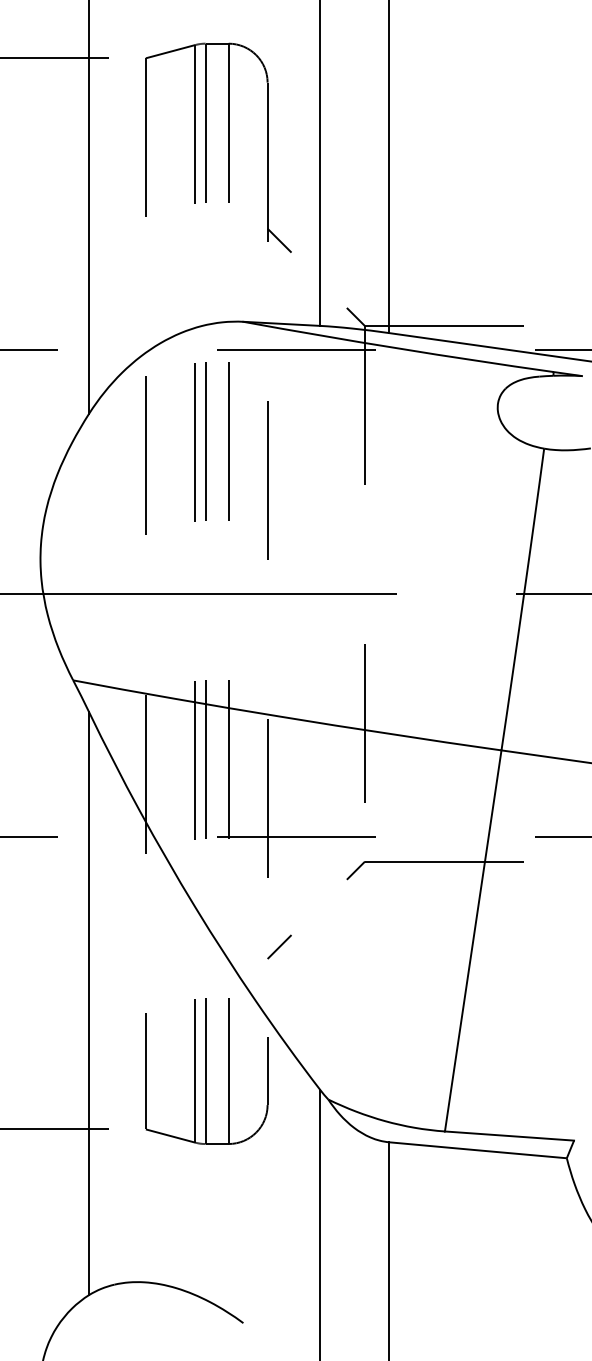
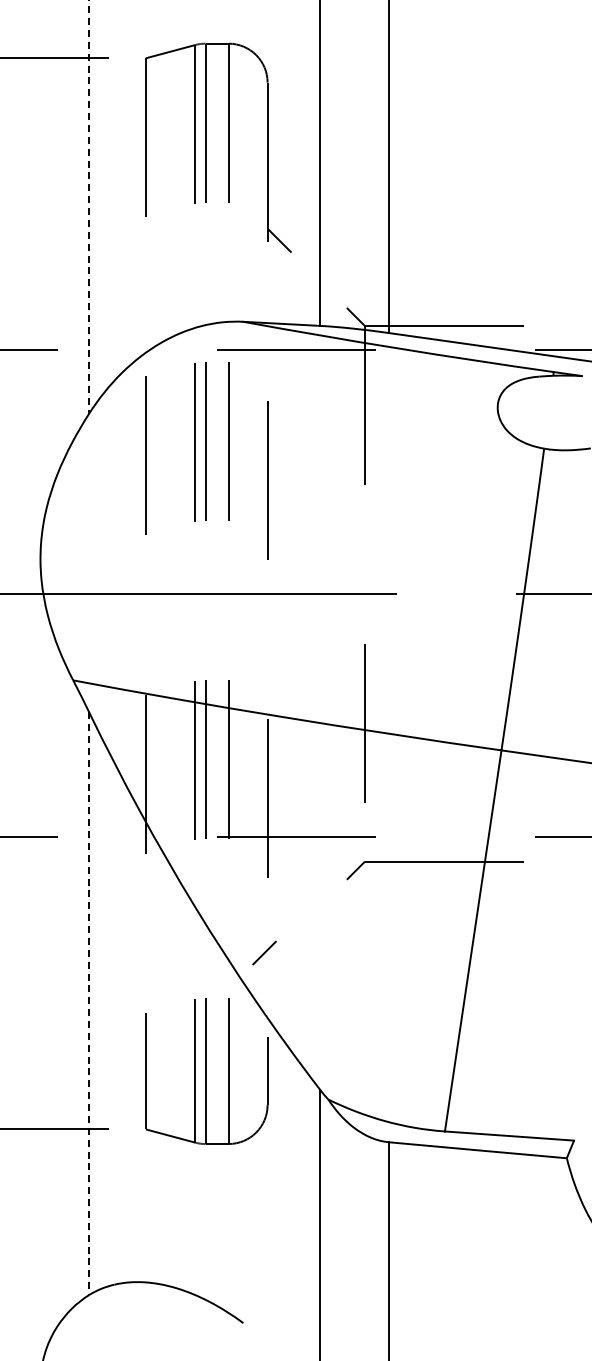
line: solid -> dashed (89, 207)
line position: (279, 946) -> (264, 952) (264, 952)
line: solid -> dashed (89, 1004)
